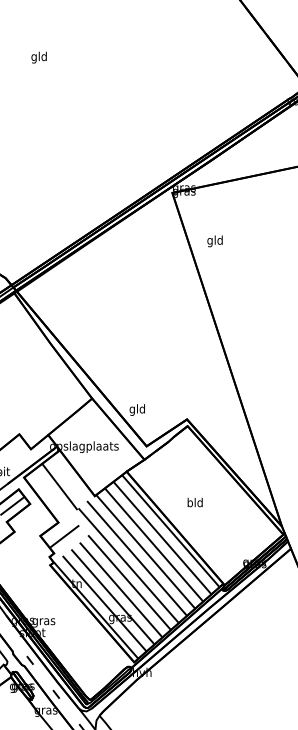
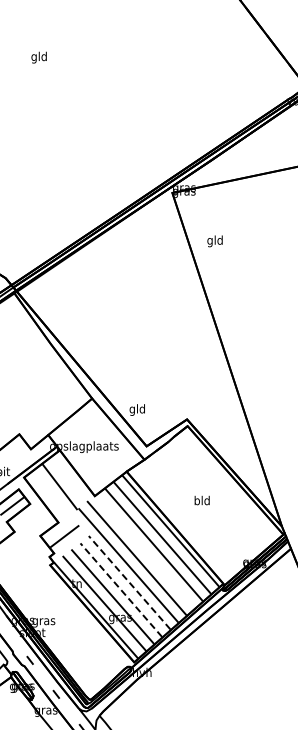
text position: (194, 502) -> (201, 500) (201, 500)
line: present -> none (145, 551)
line: solid -> dashed (129, 582)
line: solid -> dashed (120, 589)
